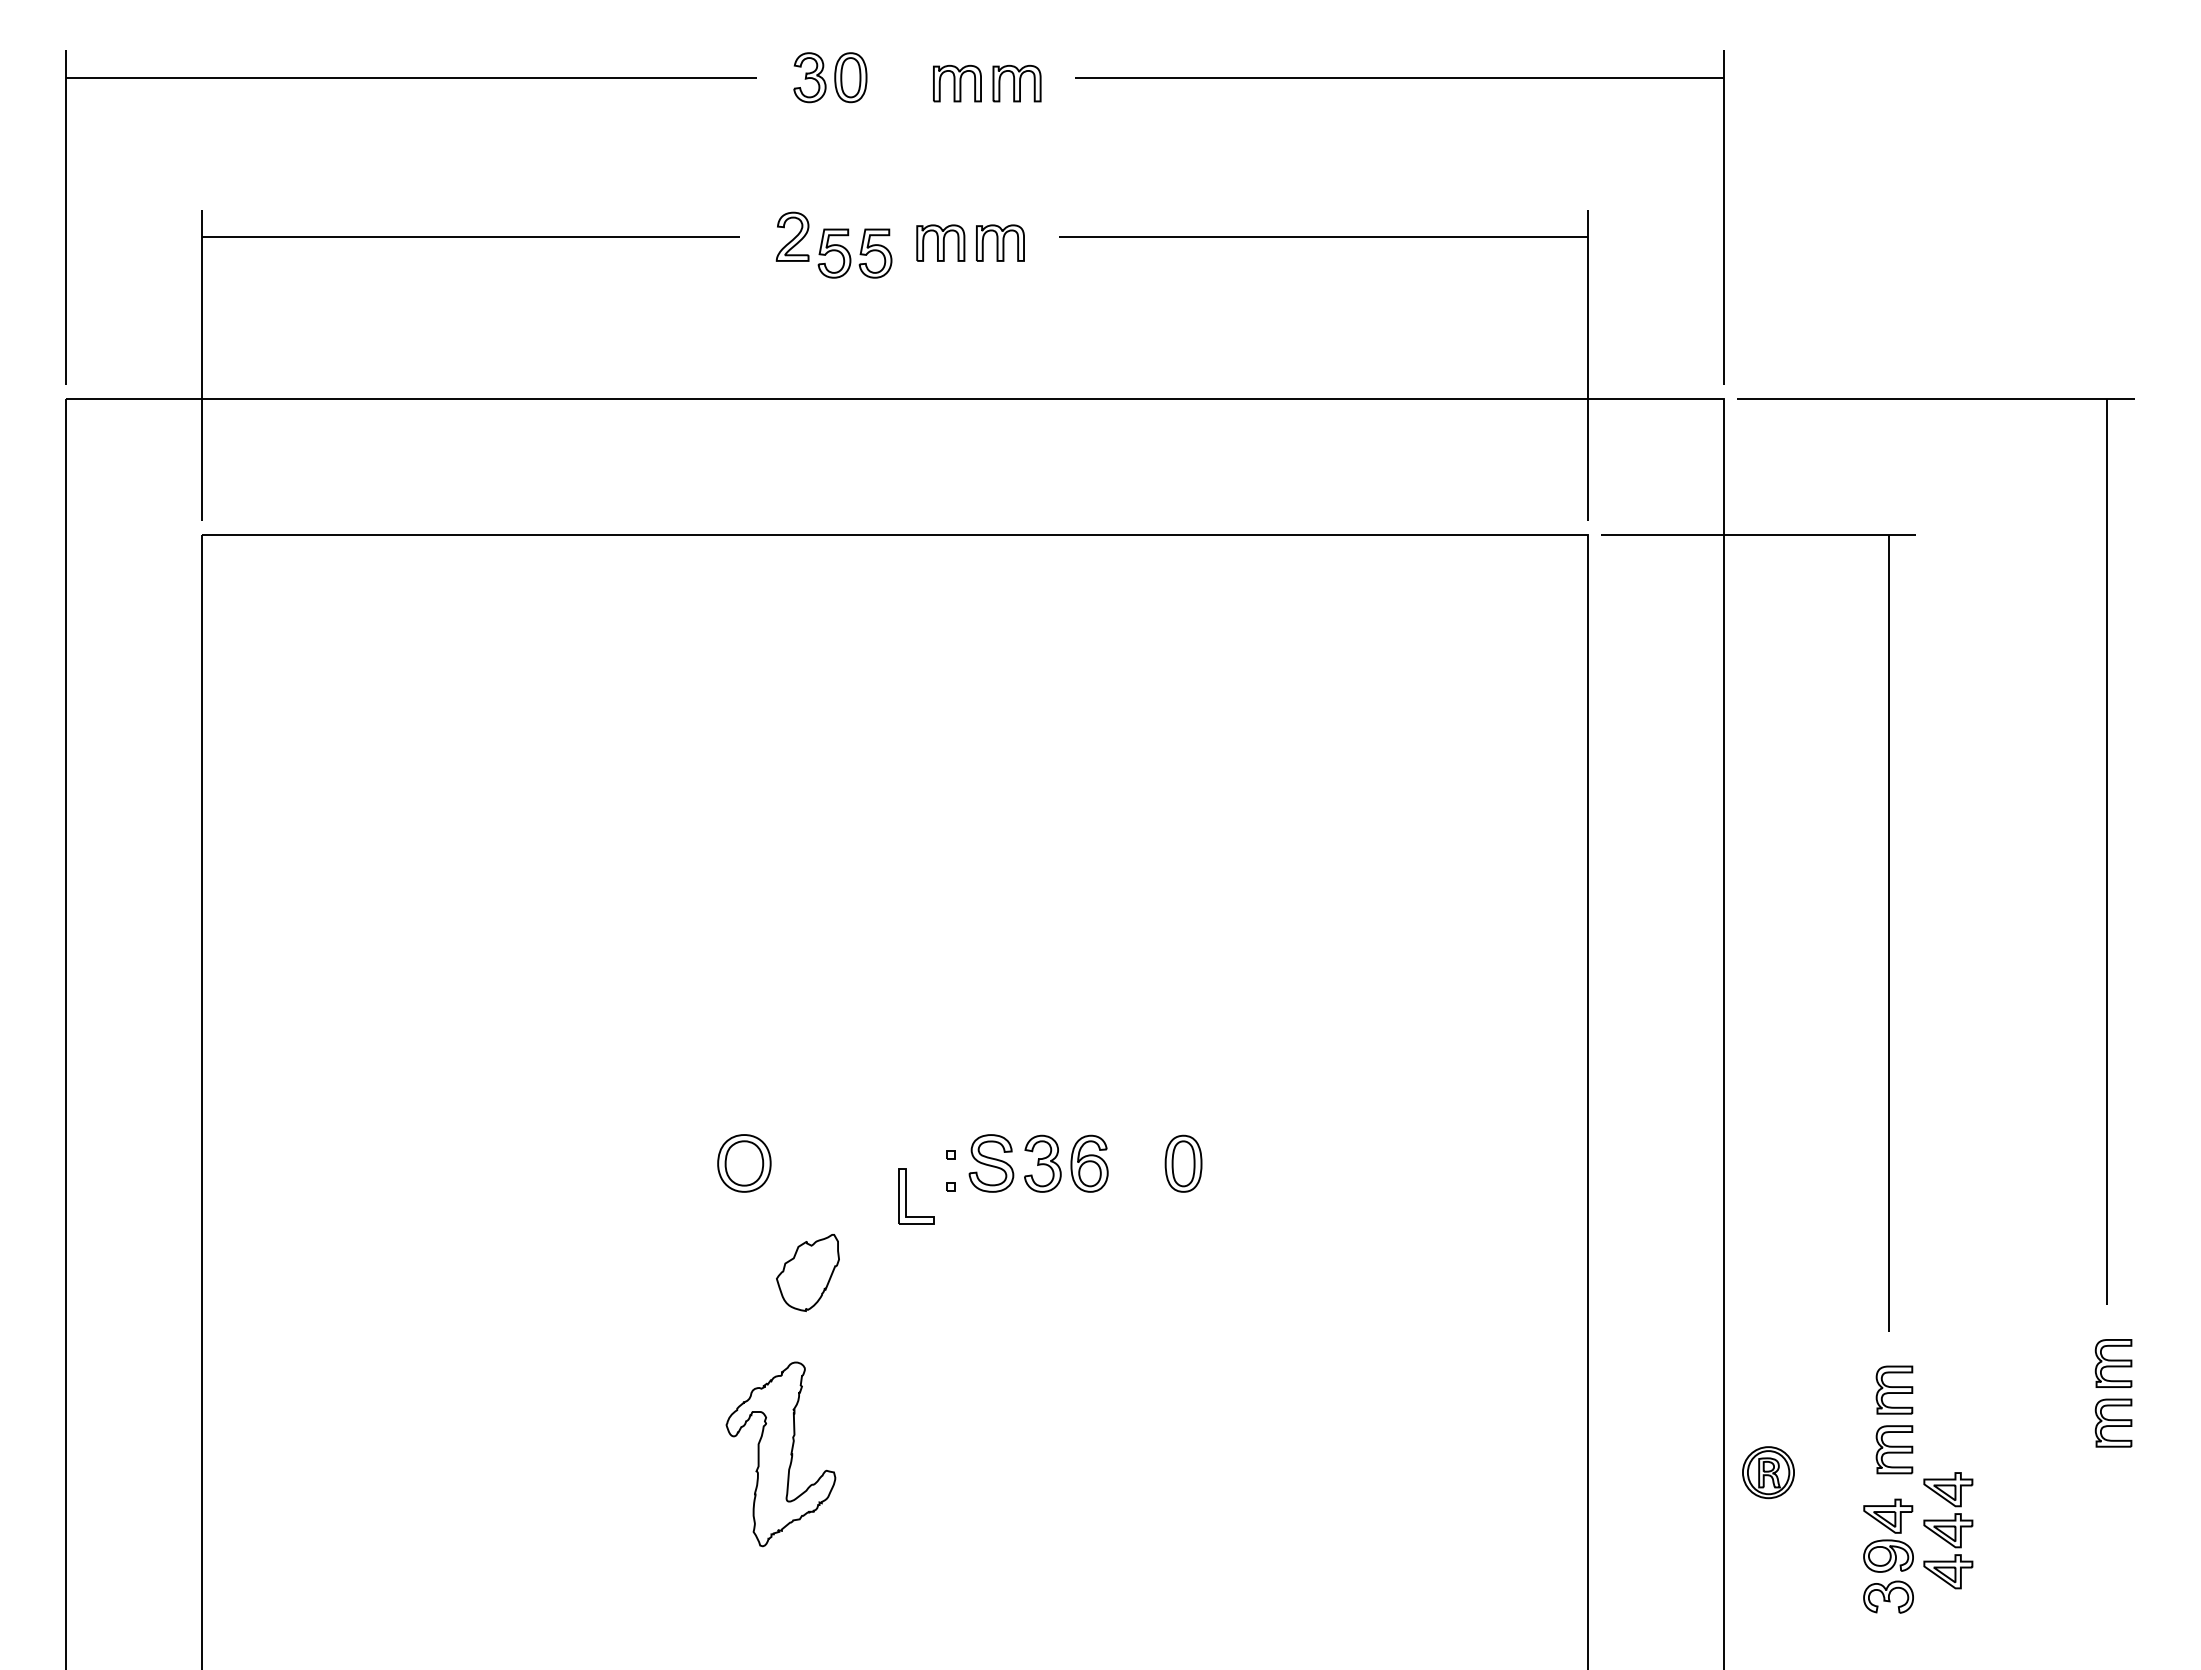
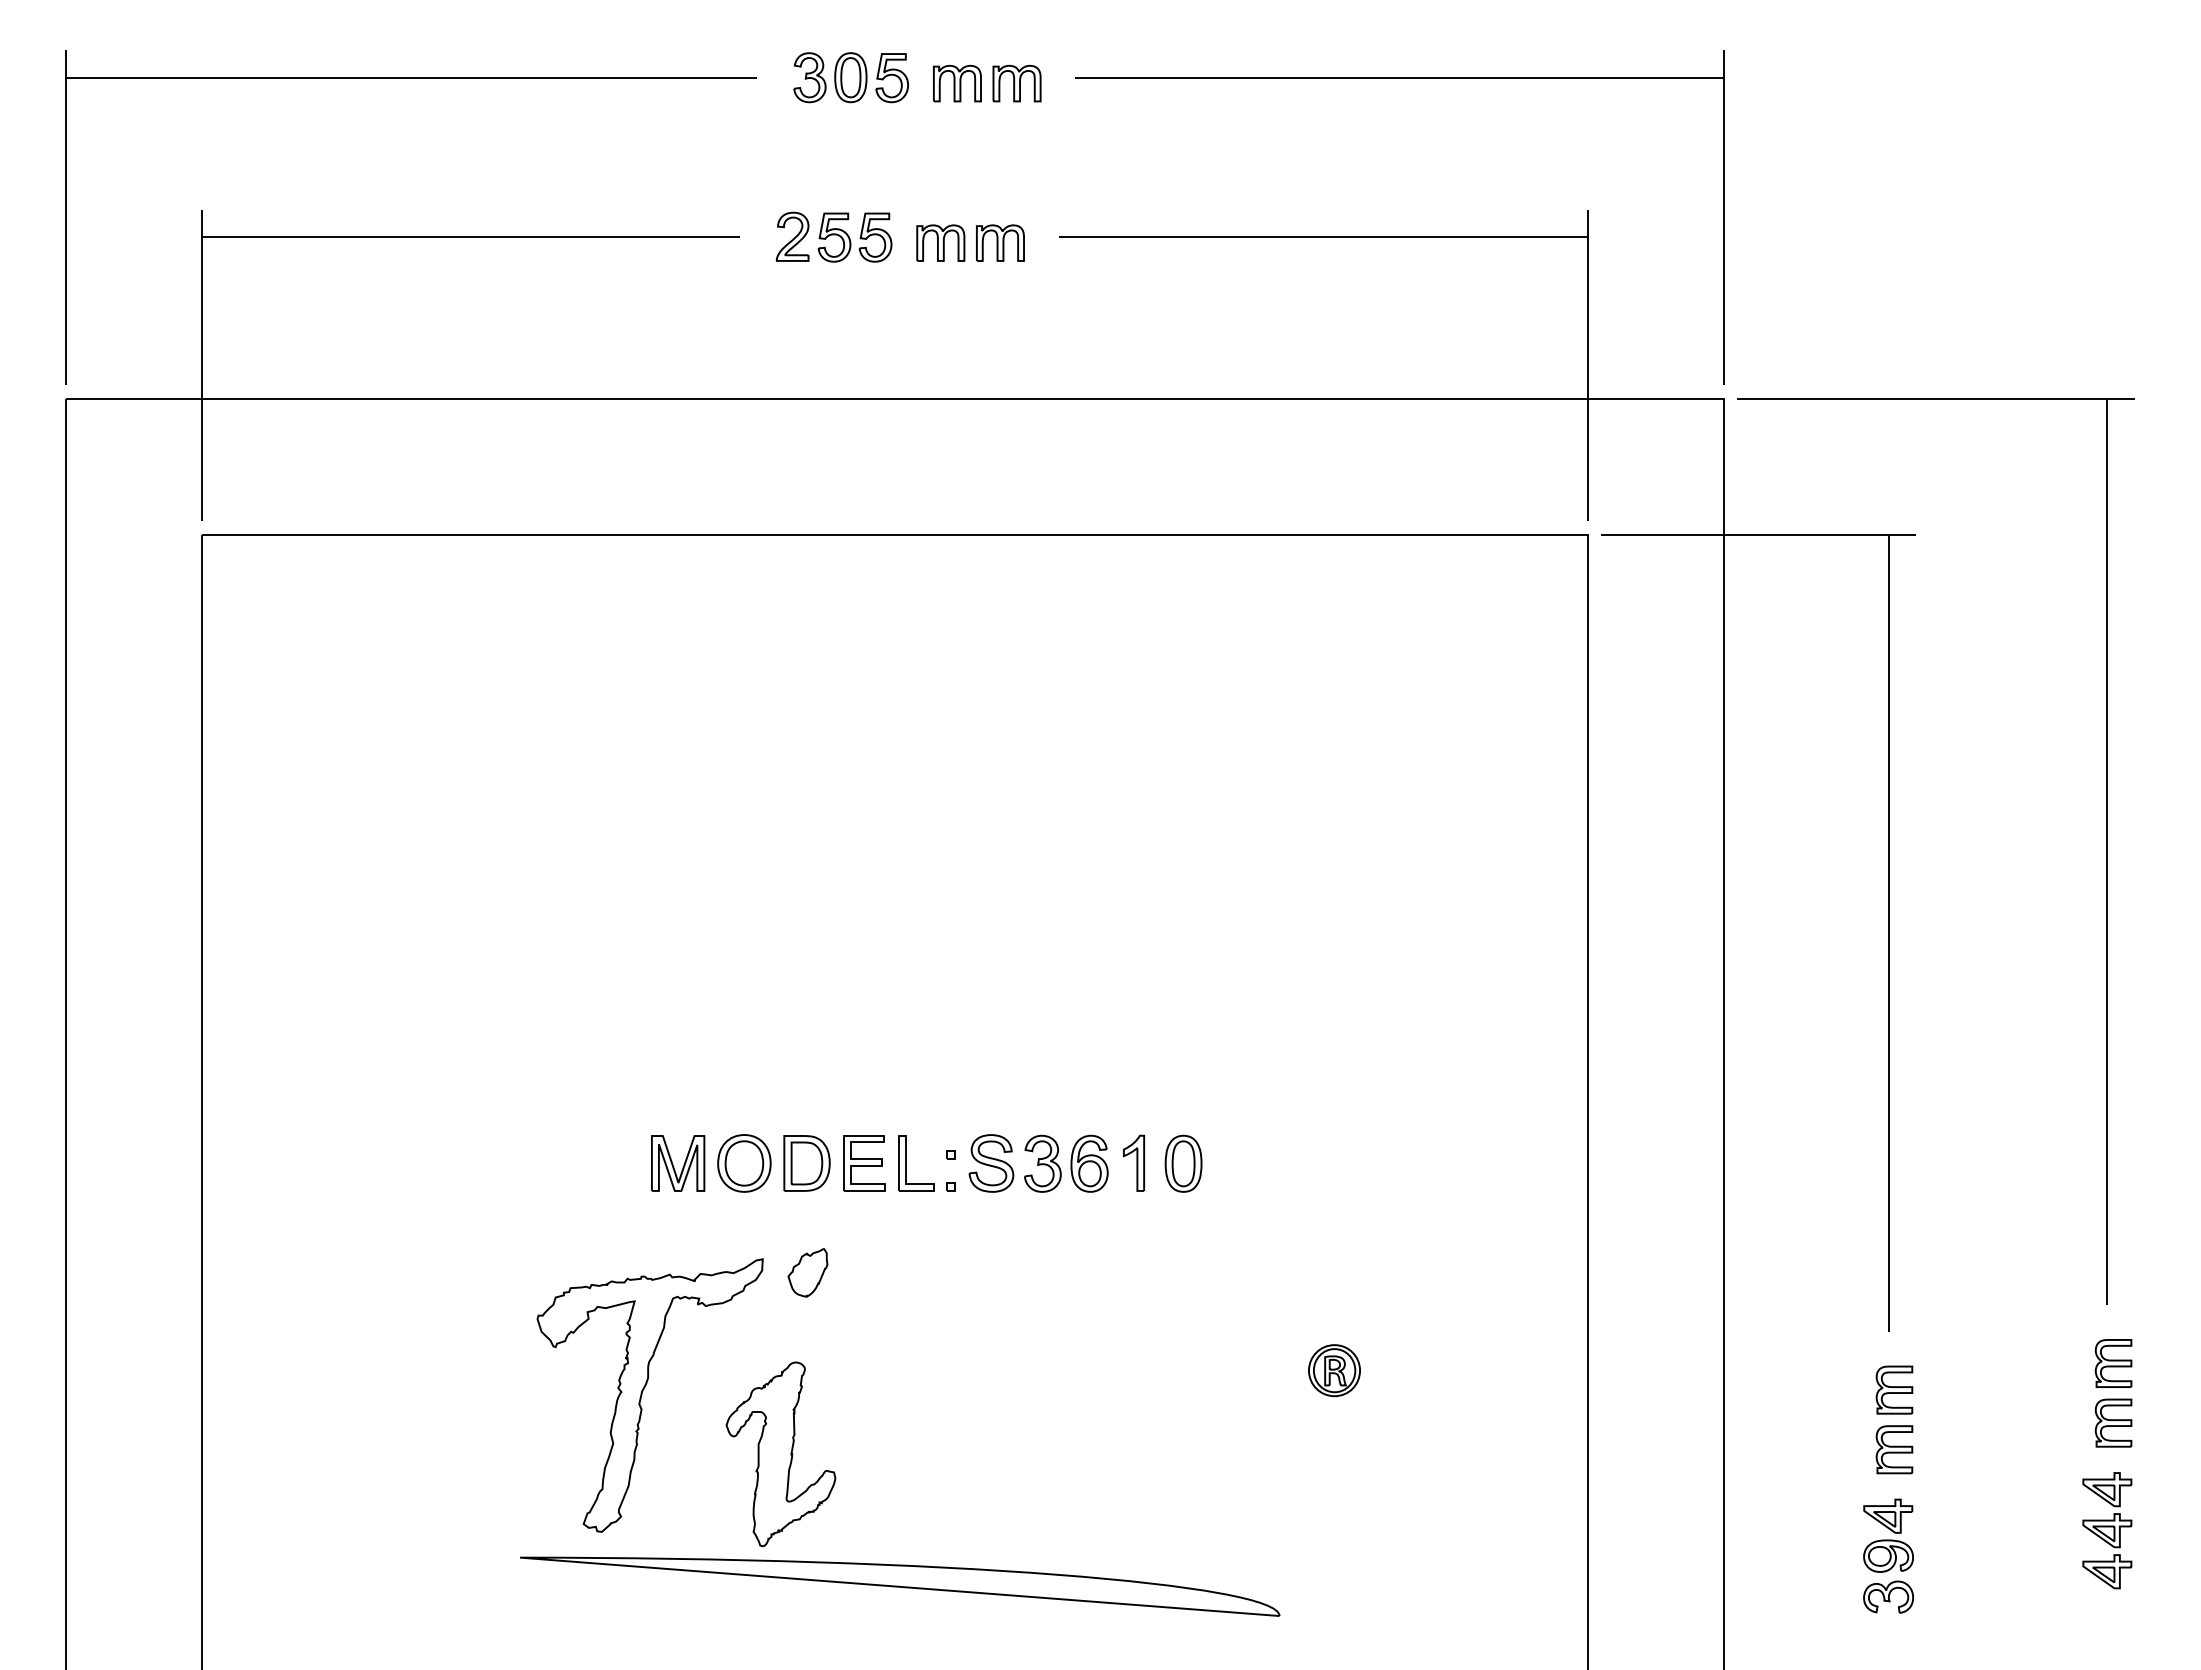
part: none -> present (891, 78)
part position: (854, 253) -> (854, 237) (854, 237)
part: none -> present (1133, 1162)
part: none -> present (678, 1163)
part: none -> present (806, 1163)
part: none -> present (864, 1163)
part position: (906, 1196) -> (906, 1163) (906, 1163)
part size: 64x78 px -> 42x50 px (807, 1272)
part: none -> present (642, 1395)
part position: (1768, 1472) -> (1334, 1370) (1334, 1370)
part position: (1948, 1530) -> (2107, 1530) (2107, 1530)
part: none -> present (900, 1586)
